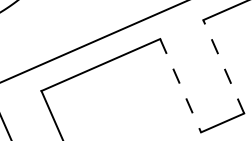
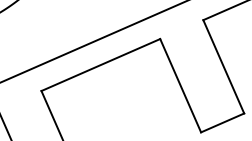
line: dashed -> solid (223, 66)
line: dashed -> solid (180, 85)
